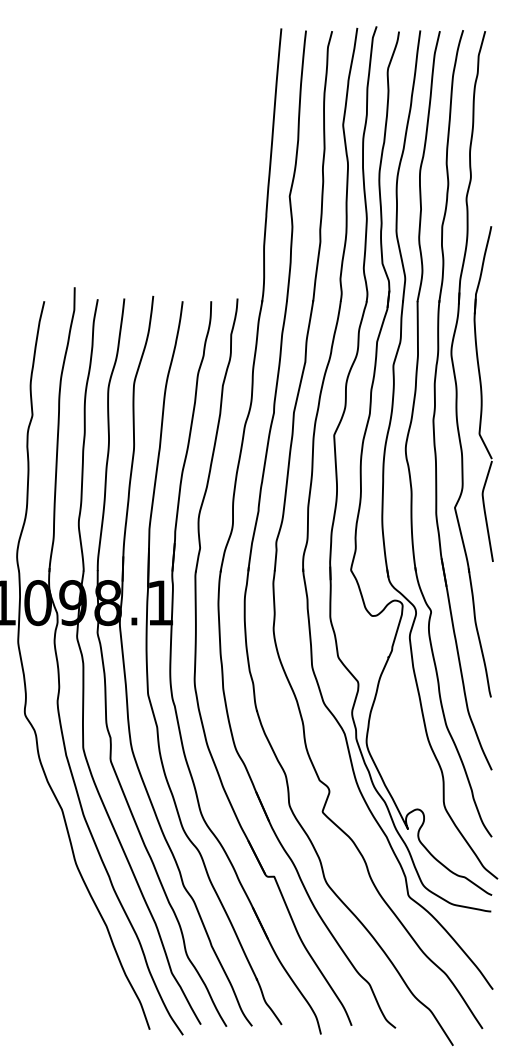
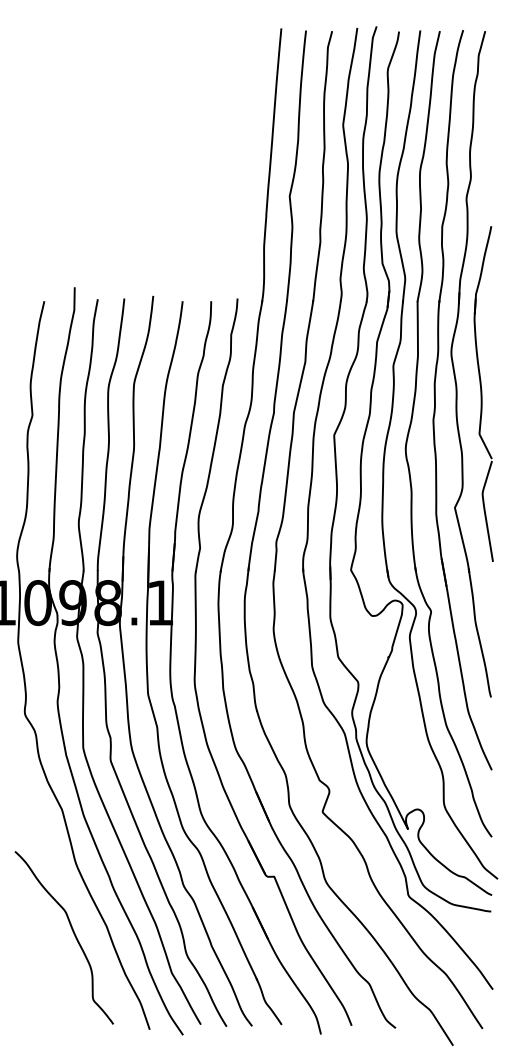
curve: none -> present (72, 932)
